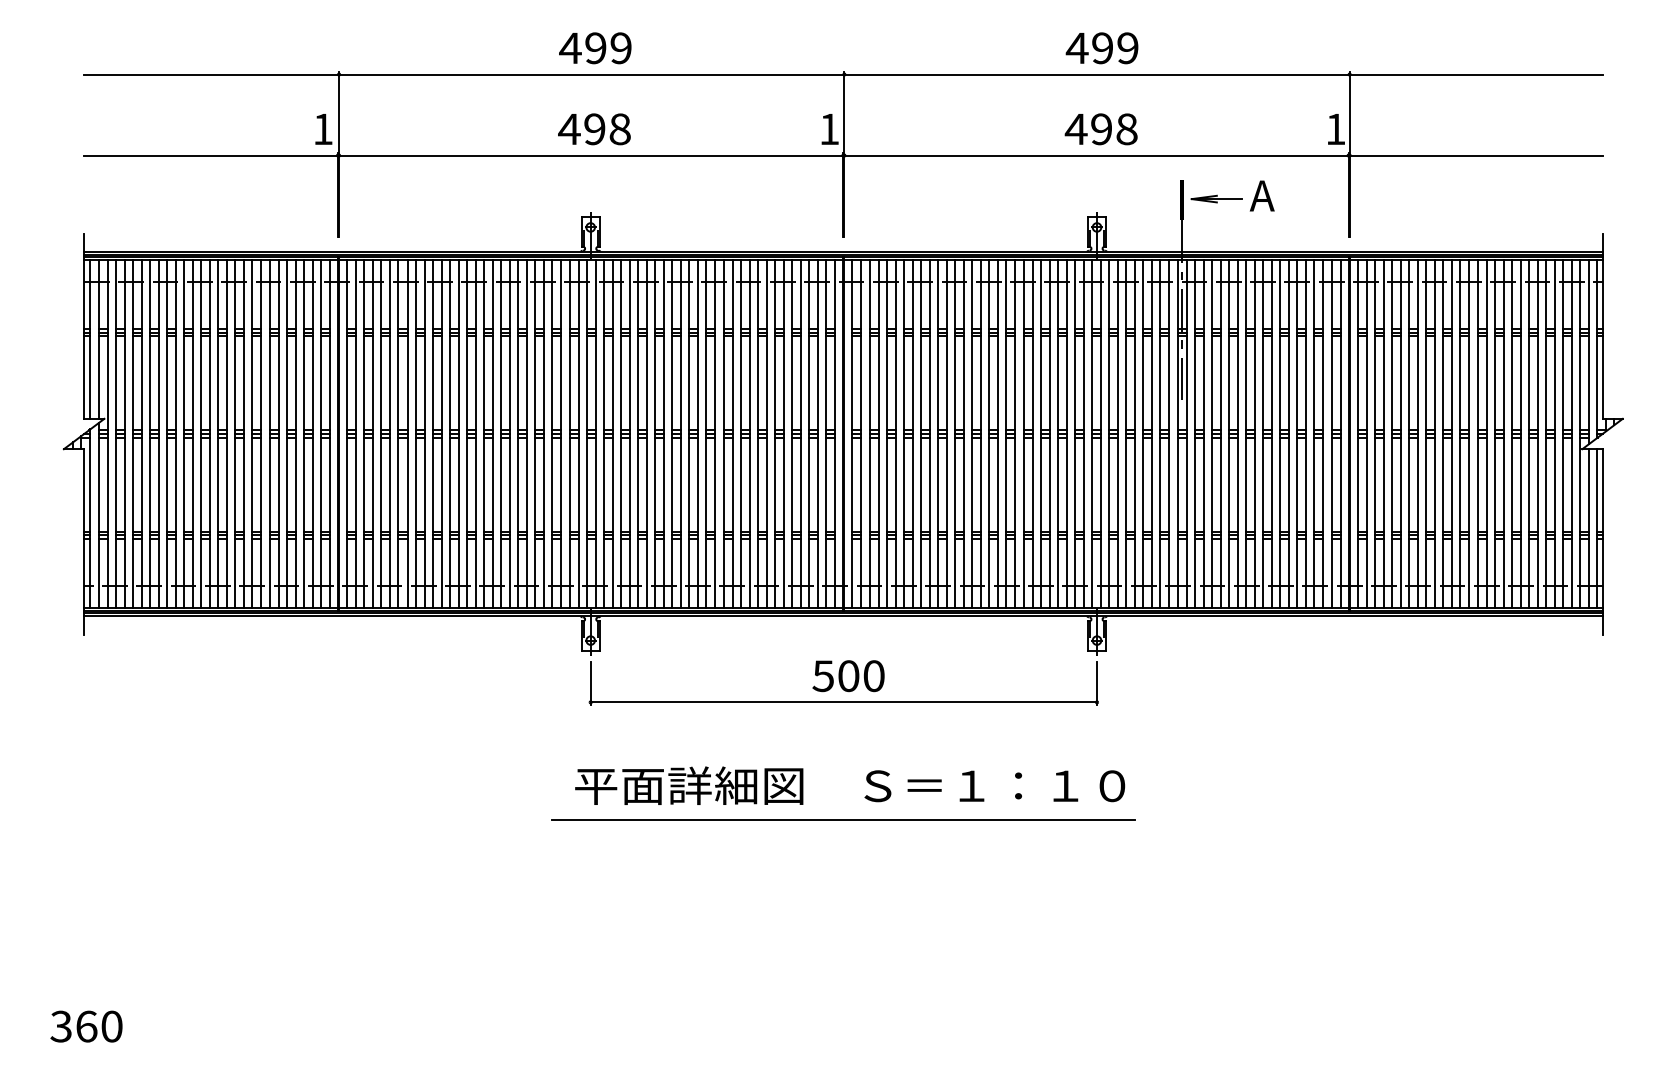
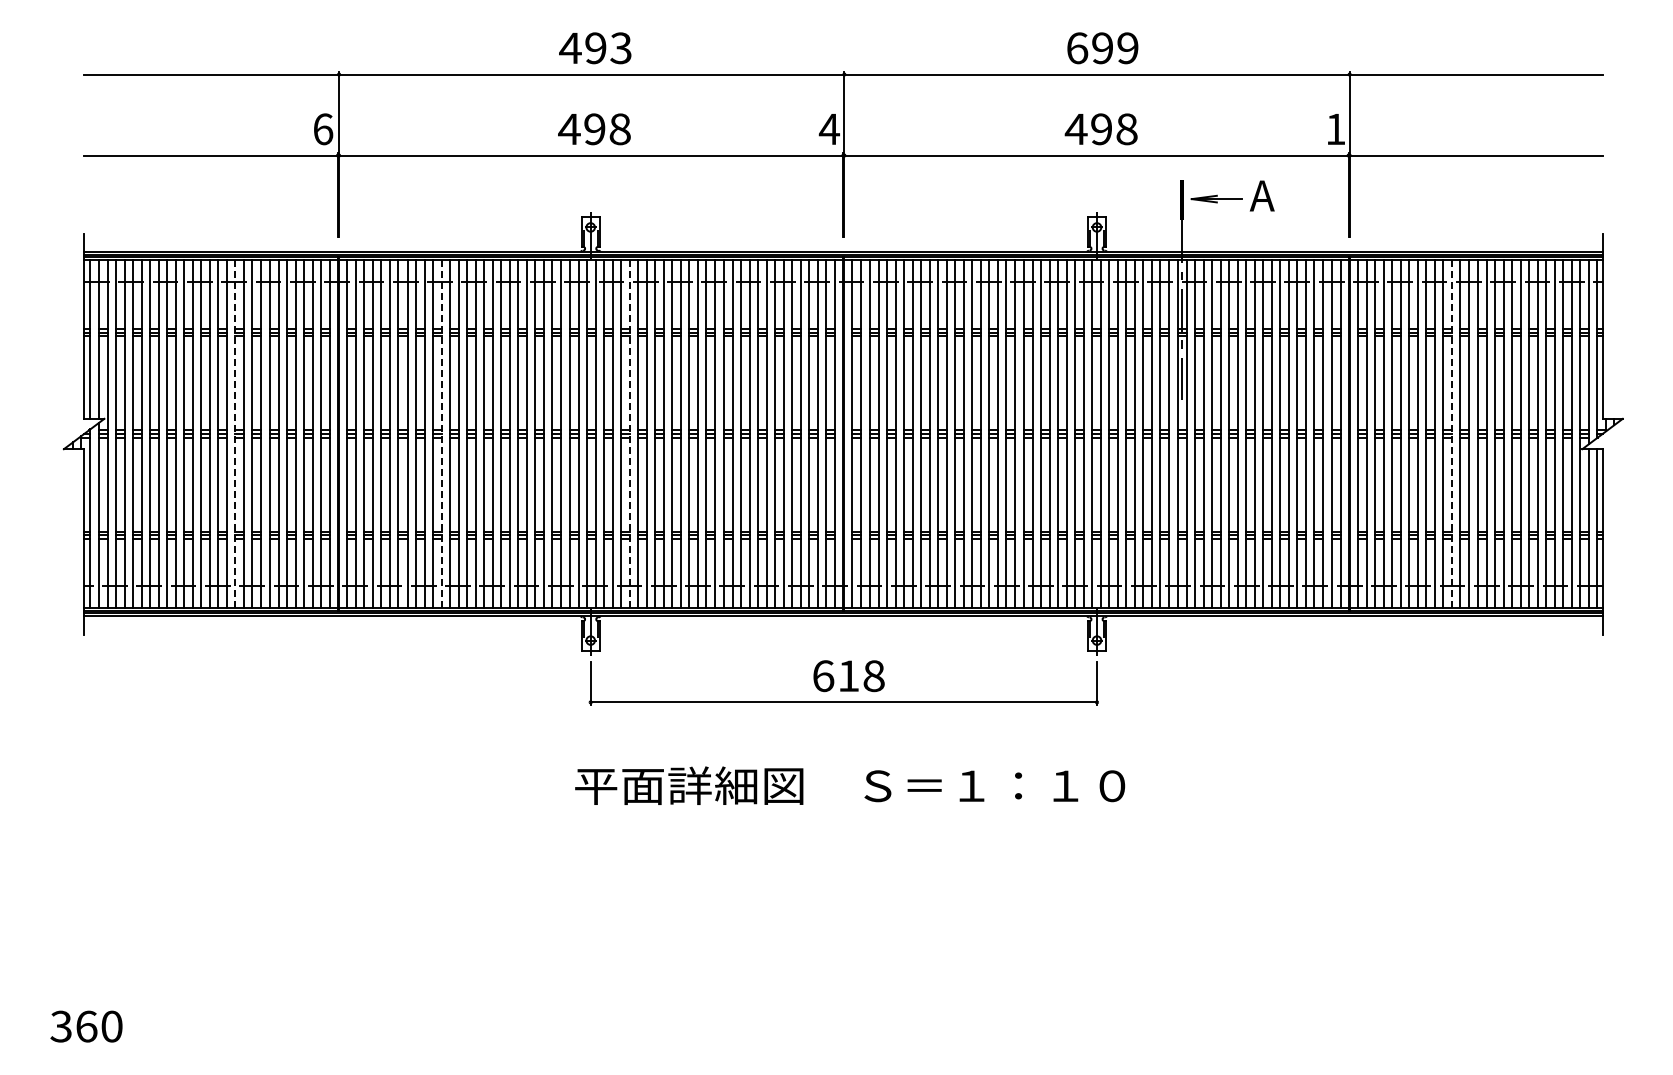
text: 499 -> 493 (620, 48)
text: 499 -> 699 (1076, 48)
text: 1 -> 6 (323, 129)
text: 1 -> 4 (828, 129)
line: solid -> dashed (235, 434)
line: solid -> dashed (441, 434)
line: solid -> dashed (629, 434)
line: solid -> dashed (1452, 434)
text: 500 -> 618 (848, 676)
line: present -> none (843, 820)
